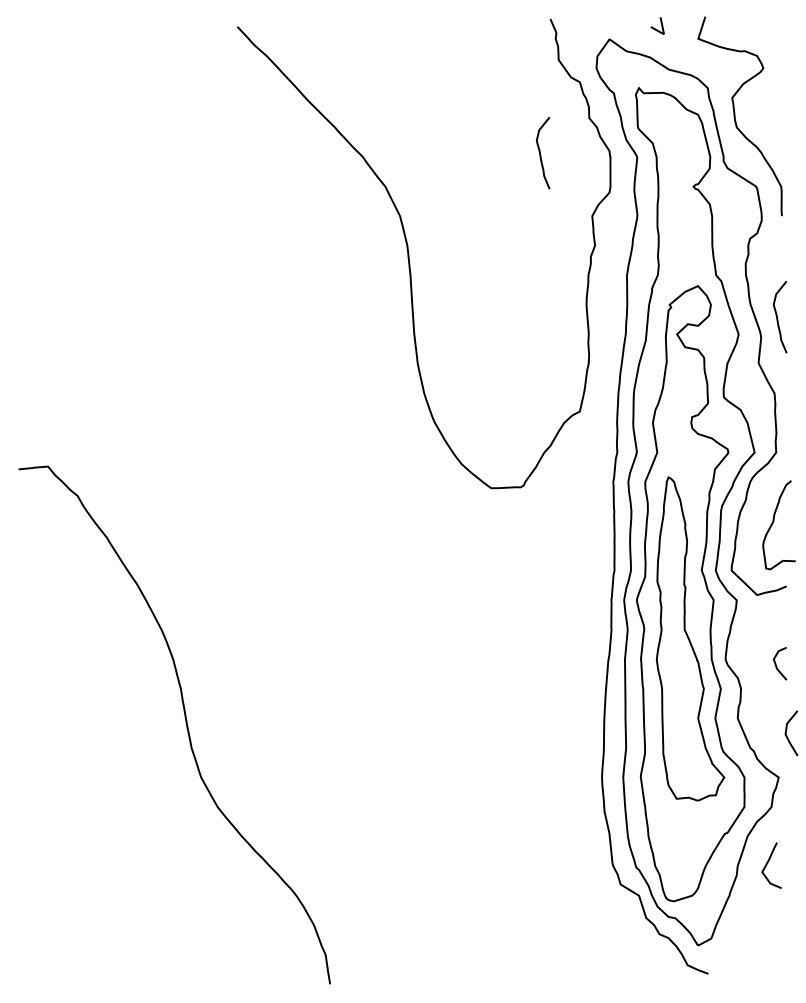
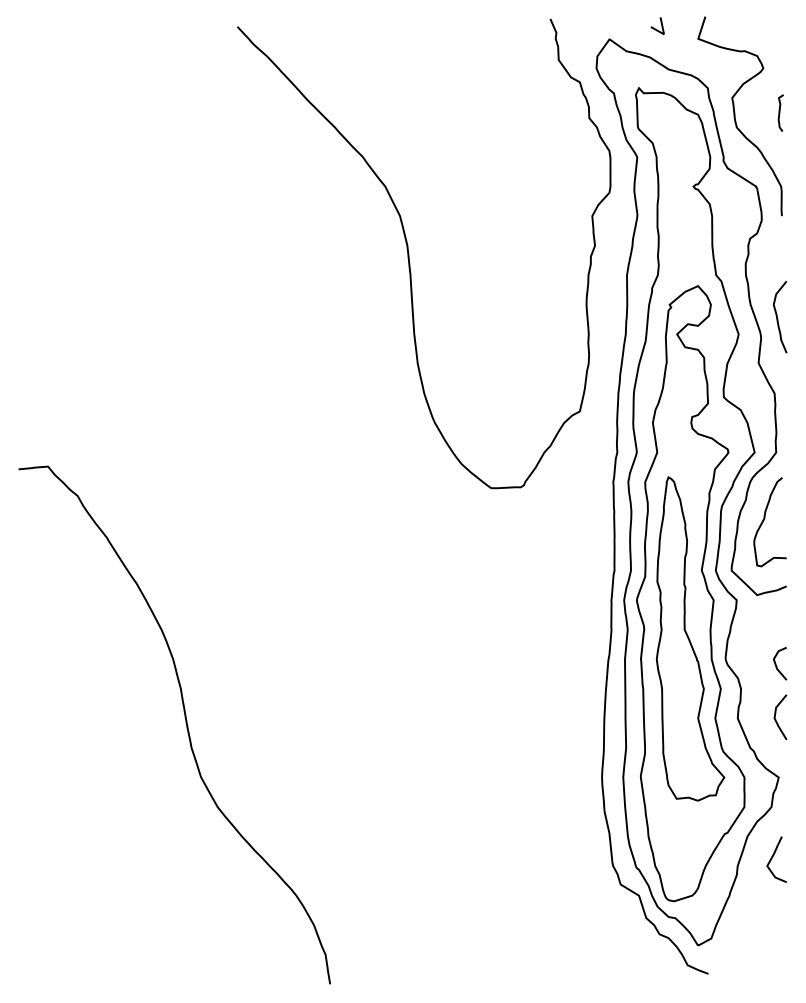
curve: none -> present (780, 112)
curve: present -> none (541, 154)
curve position: (773, 523) -> (764, 520) (764, 520)
line position: (787, 729) -> (776, 713) (776, 713)
curve position: (768, 863) -> (773, 857) (773, 857)
